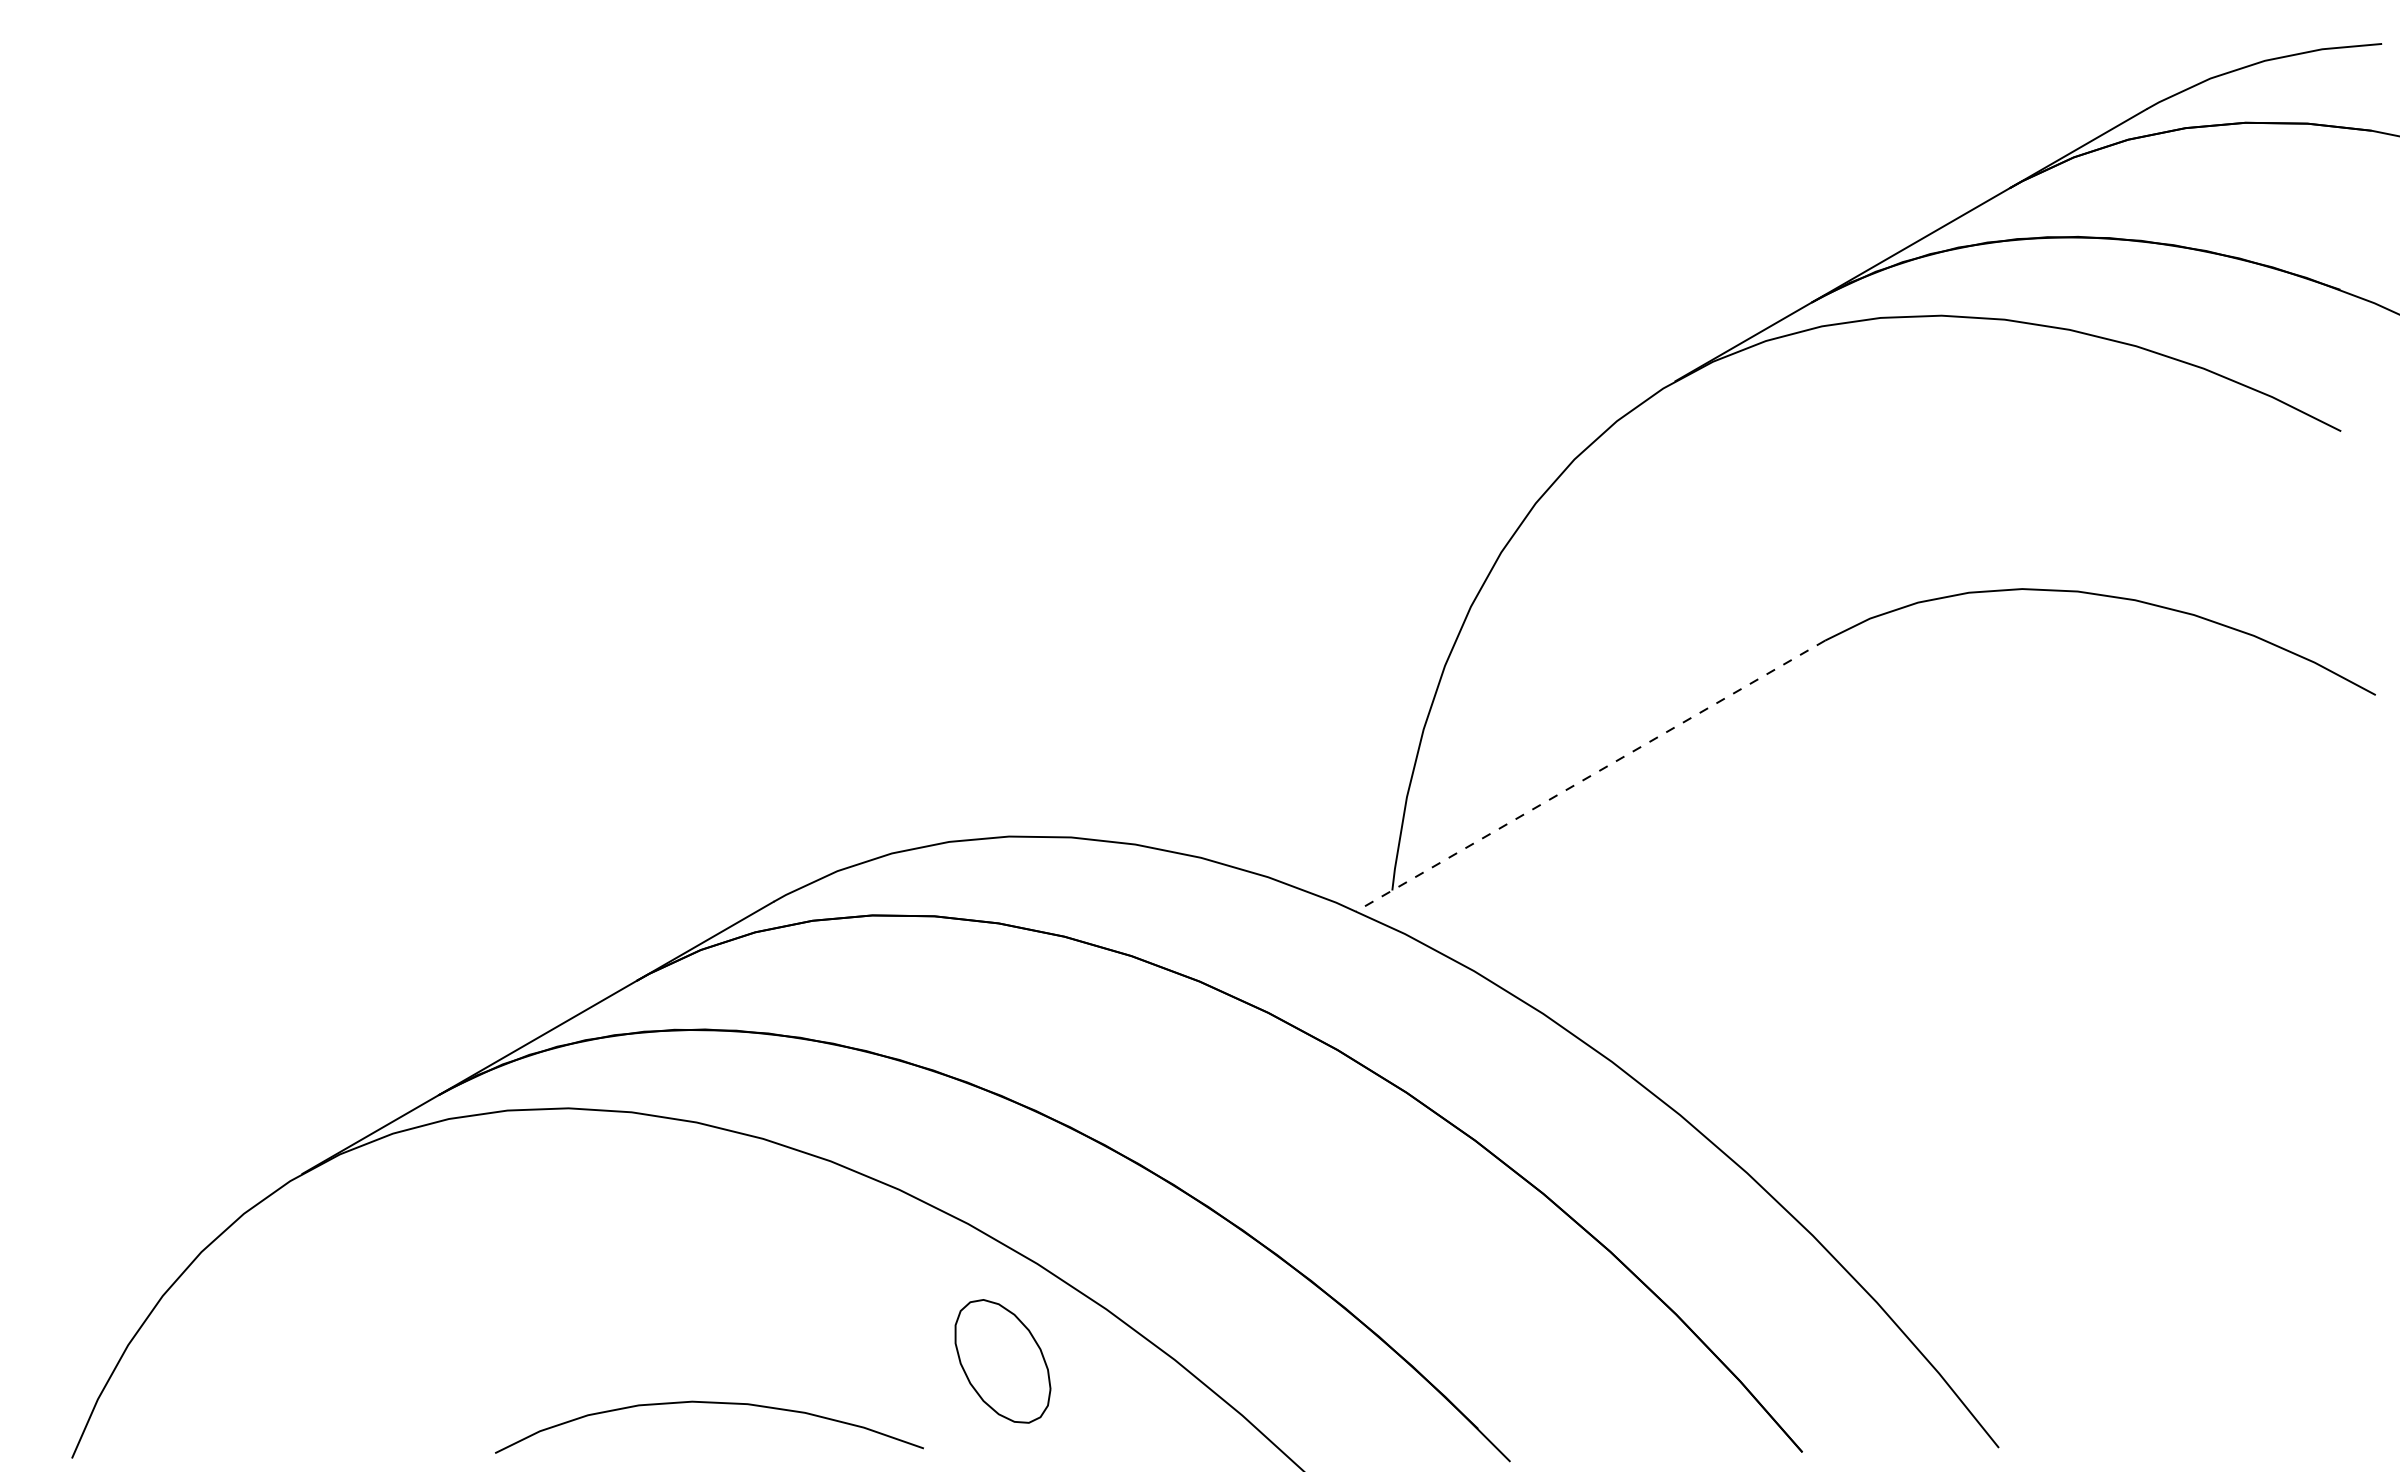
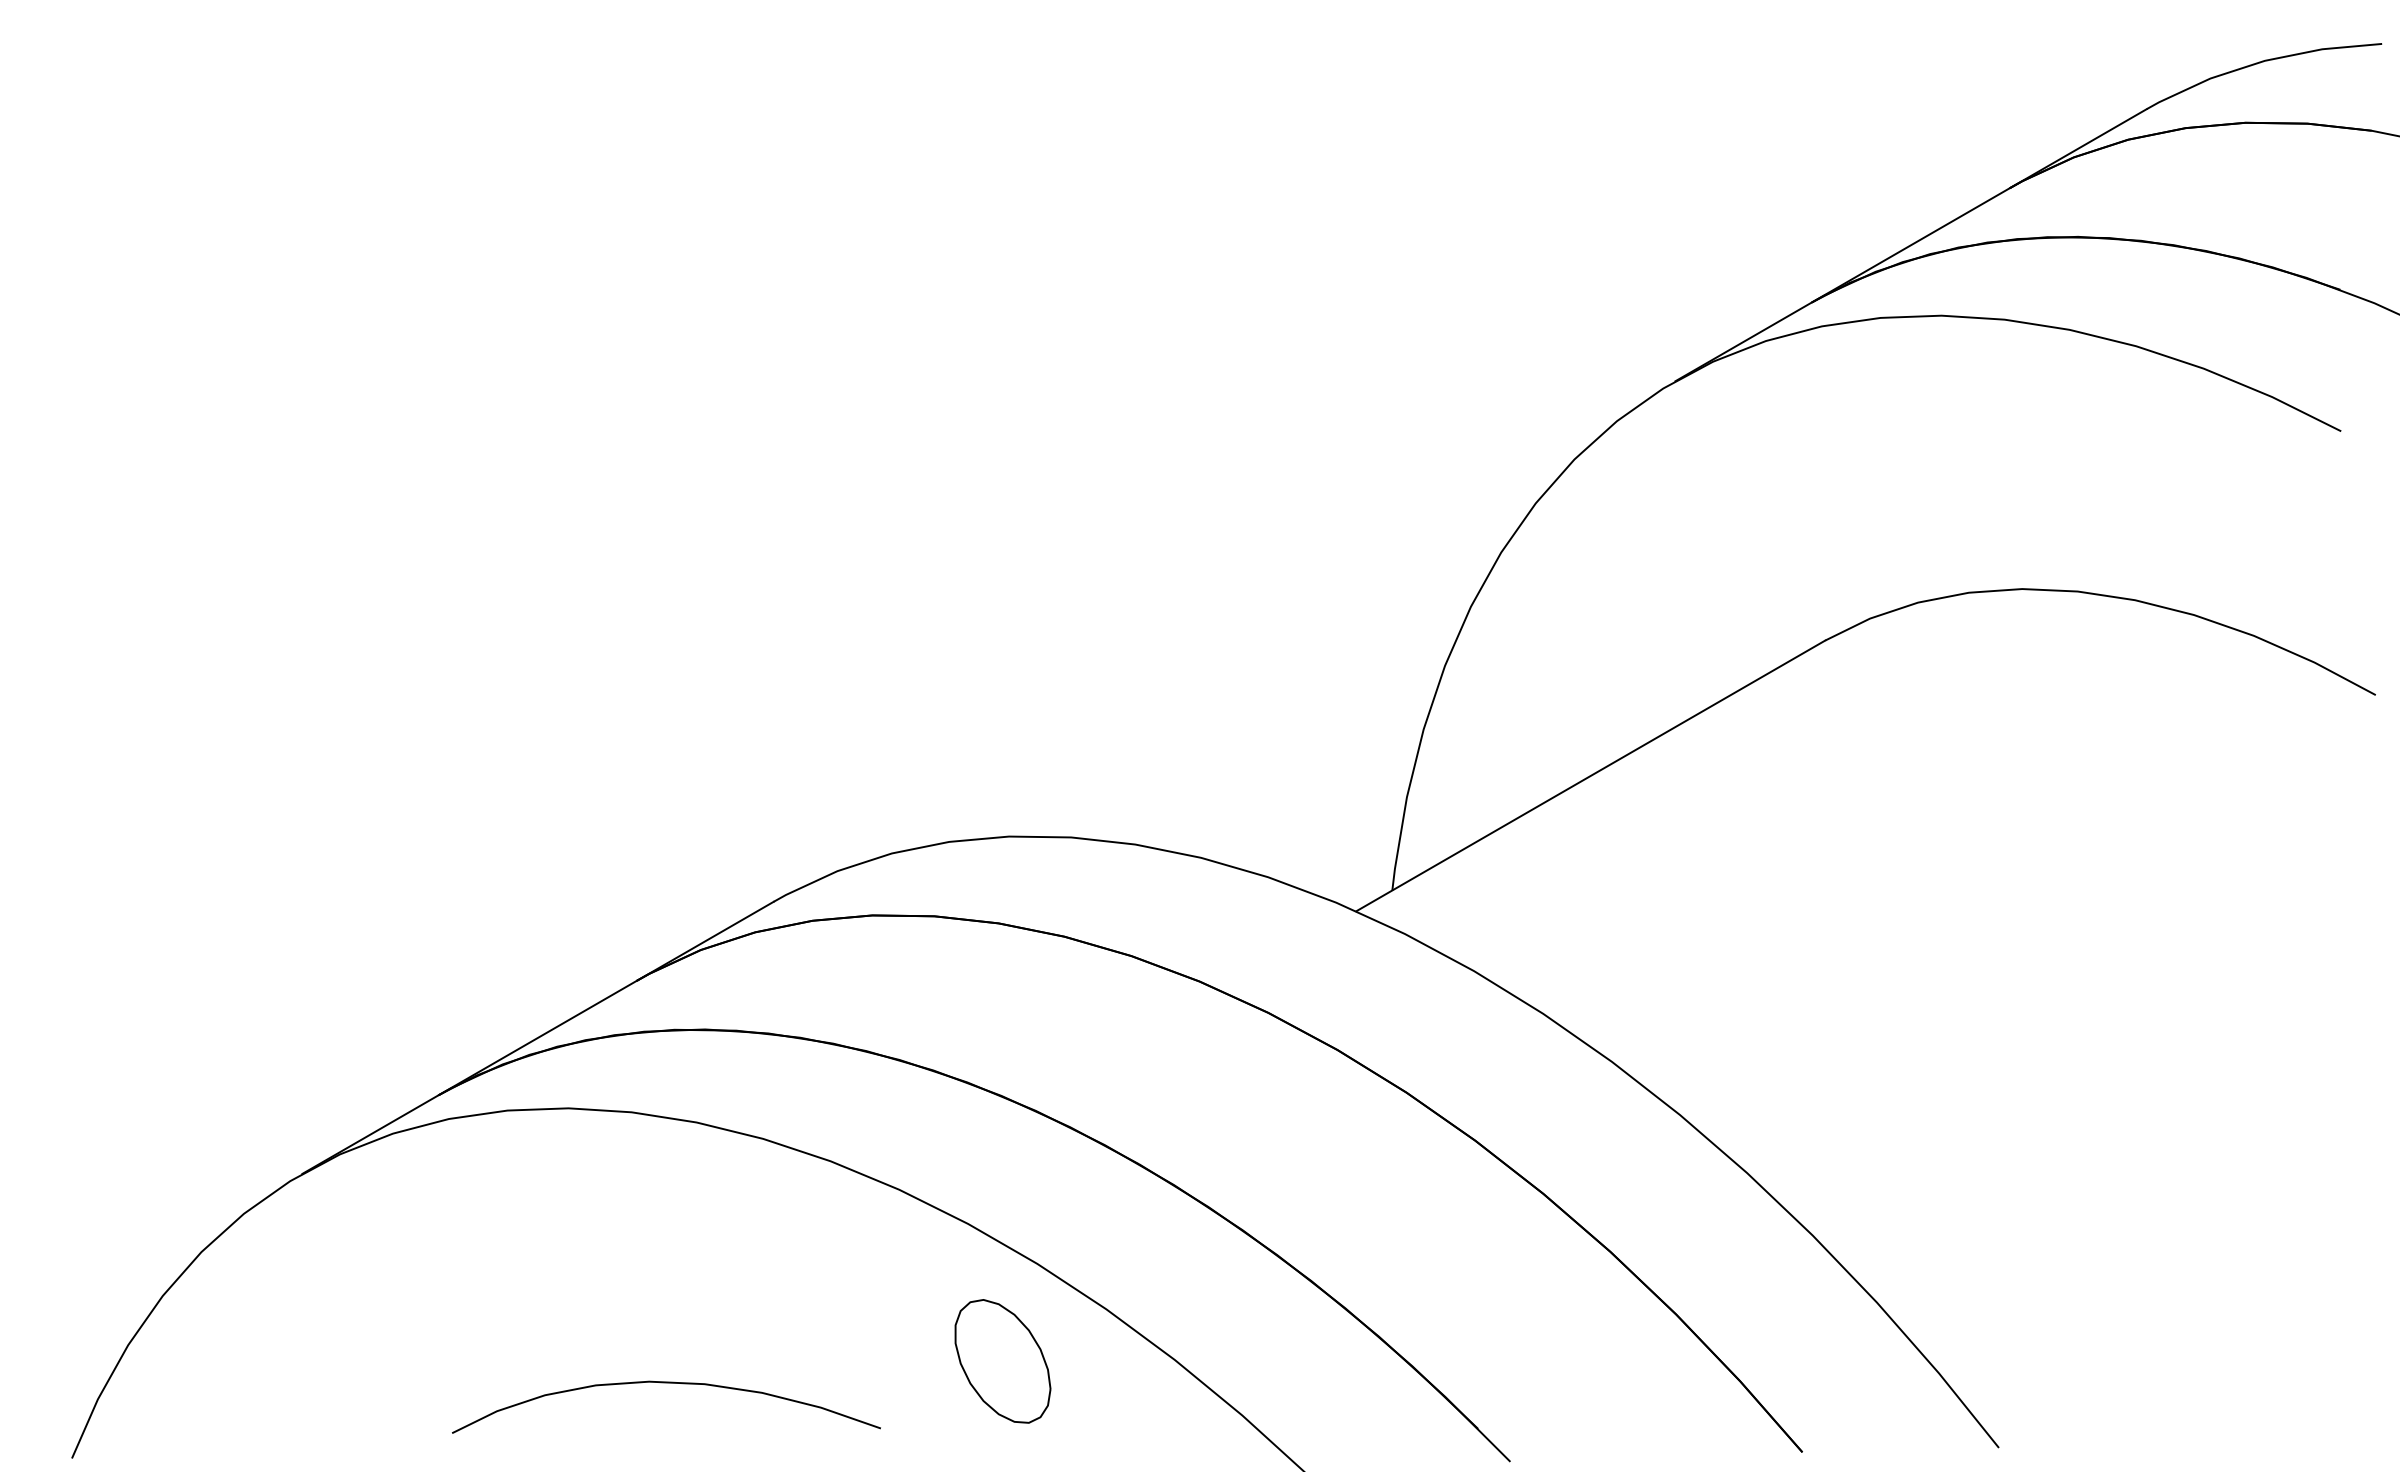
line: dashed -> solid (1590, 775)
curve position: (709, 1403) -> (666, 1383) (666, 1383)
